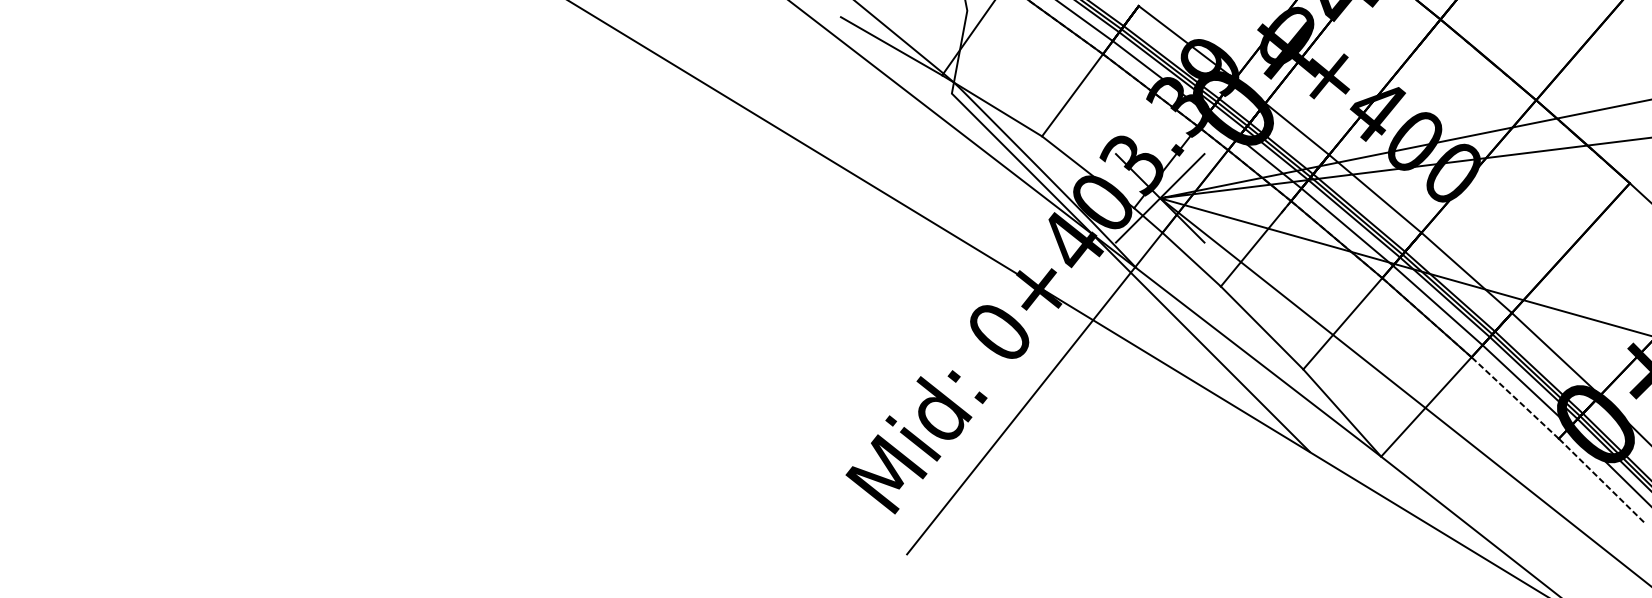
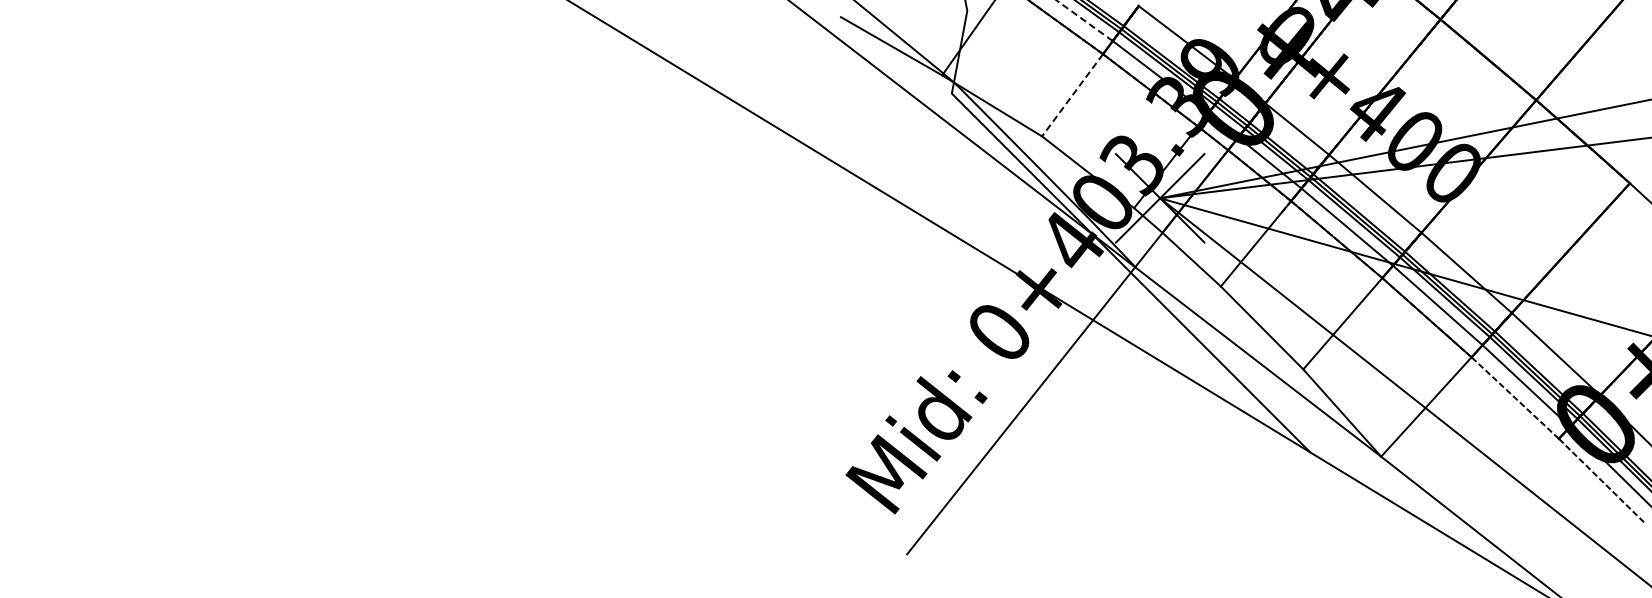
line: solid -> dashed (1084, 20)
line: solid -> dashed (1072, 95)
